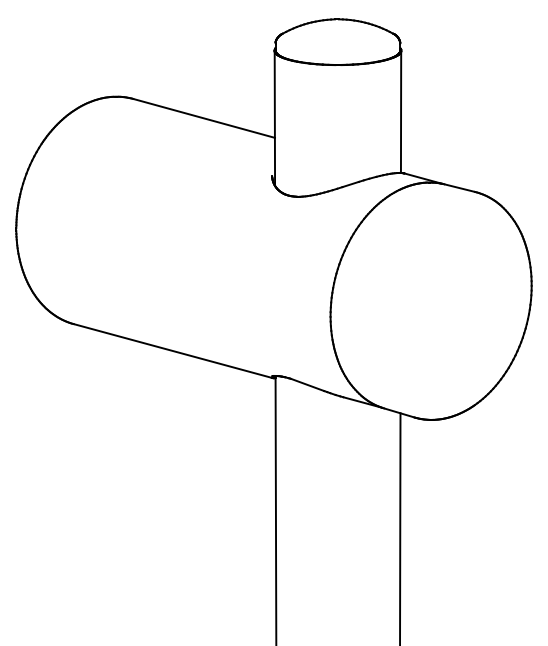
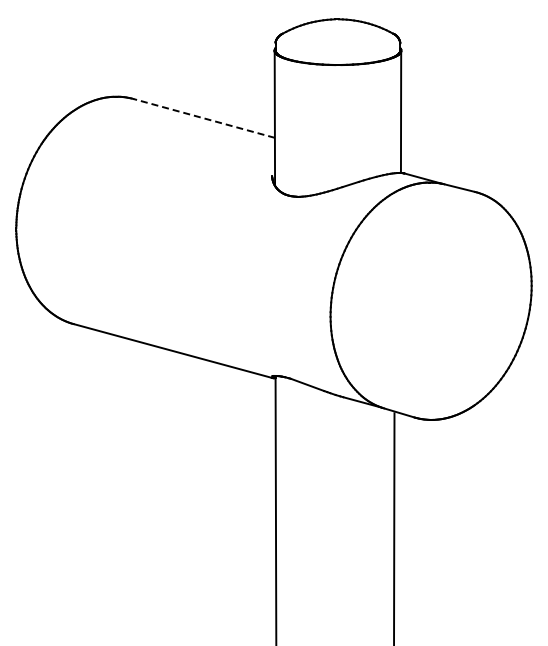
line: solid -> dashed (203, 118)
line position: (400, 527) -> (394, 527) (394, 527)
